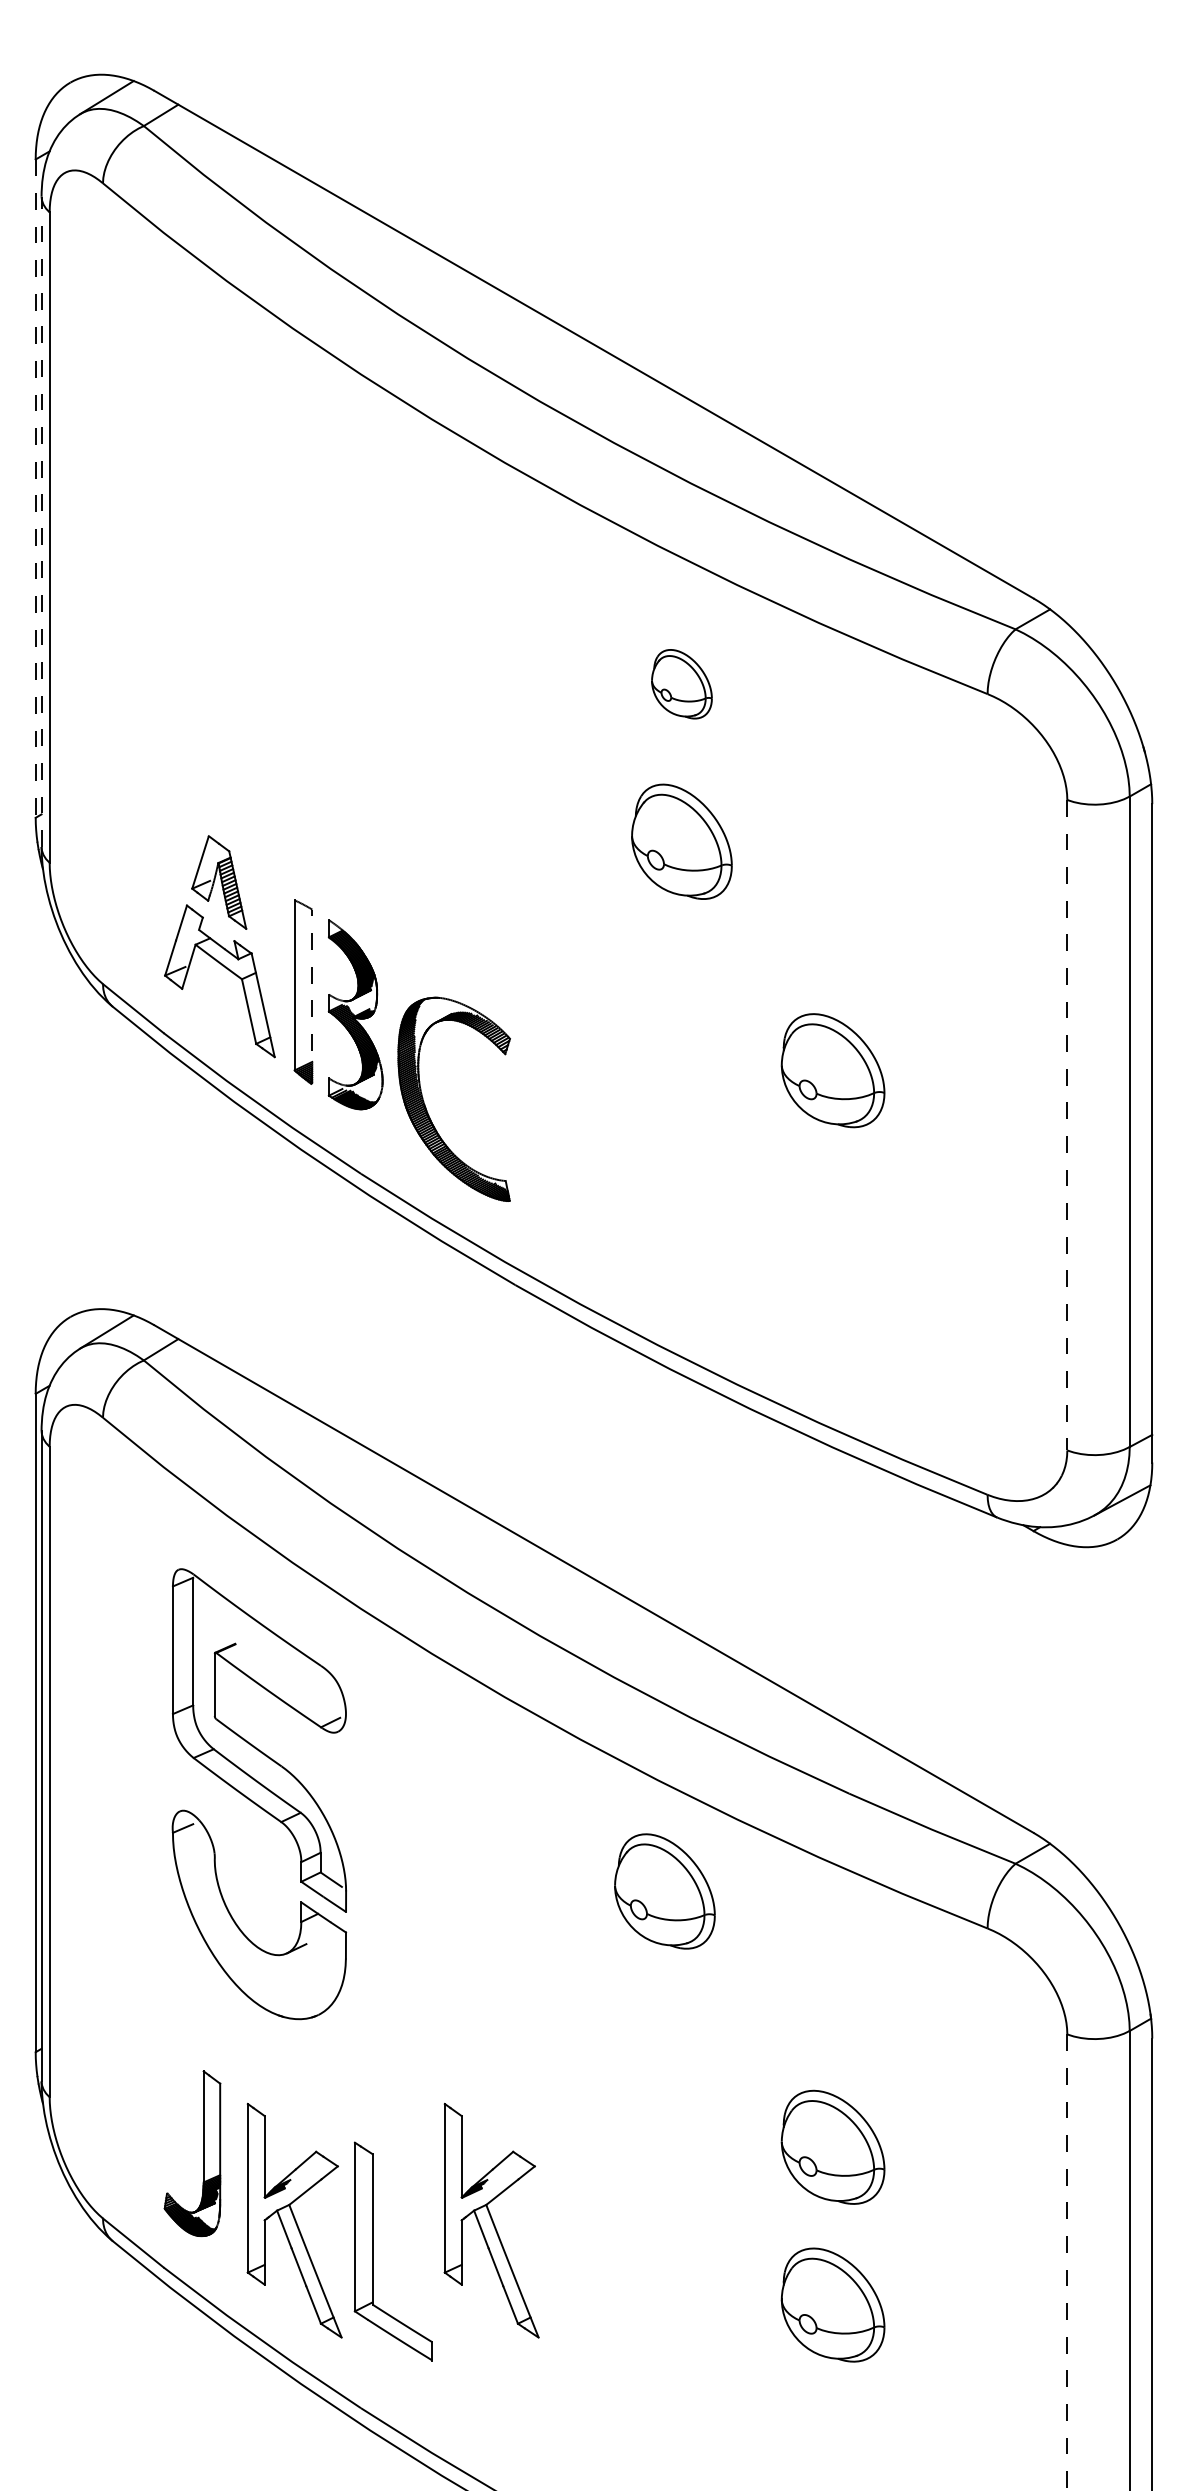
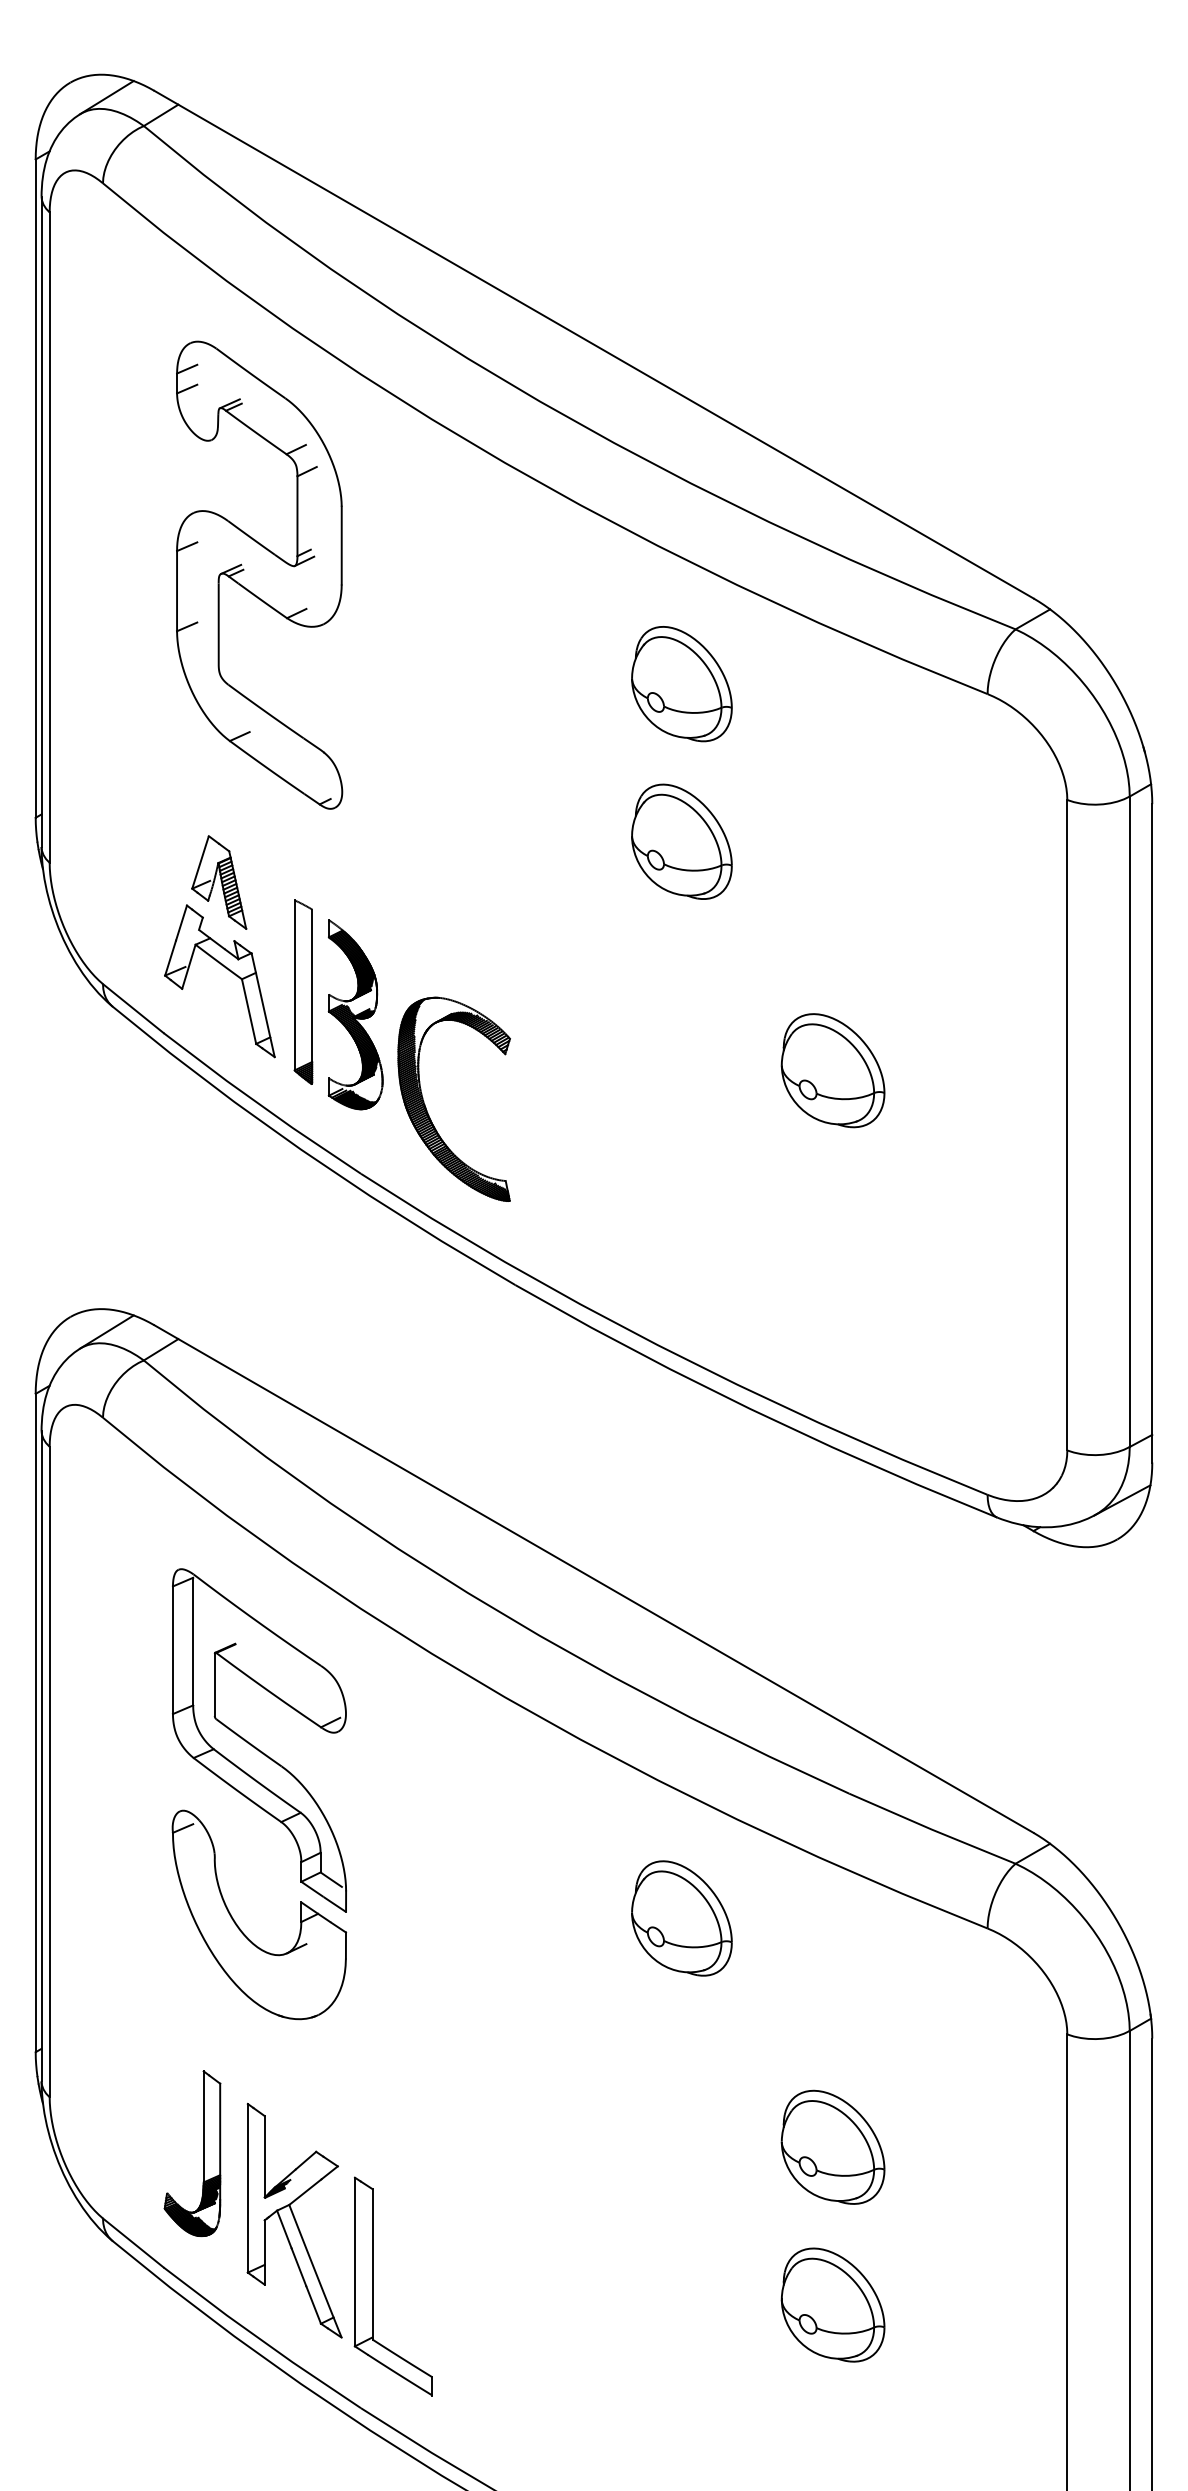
line: dashed -> solid (35, 489)
line: dashed -> solid (41, 521)
part: none -> present (259, 574)
part size: 62x71 px -> 102x117 px (681, 684)
line: dashed -> solid (312, 996)
line: dashed -> solid (1067, 1125)
part position: (664, 1891) -> (681, 1918) (681, 1918)
part: present -> none (491, 2220)
part position: (373, 2251) -> (373, 2286) (373, 2286)
line: dashed -> solid (1067, 2262)
